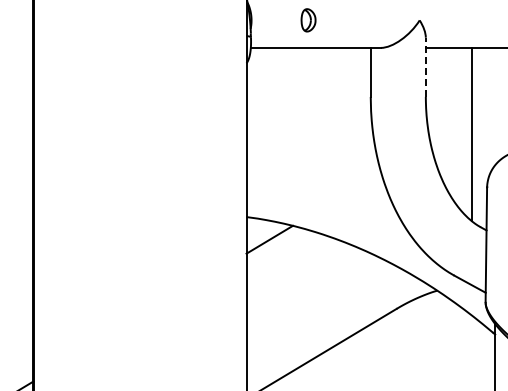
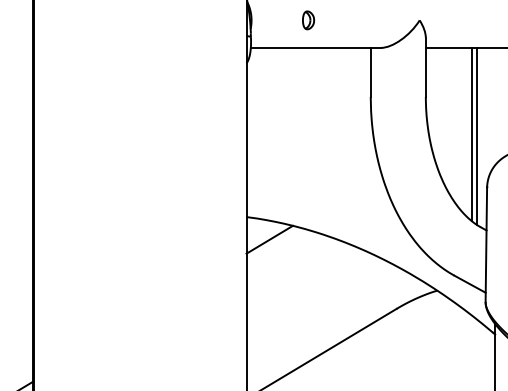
part size: 17x25 px -> 13x21 px (308, 20)
line: dashed -> solid (425, 67)
line: none -> present (476, 135)
